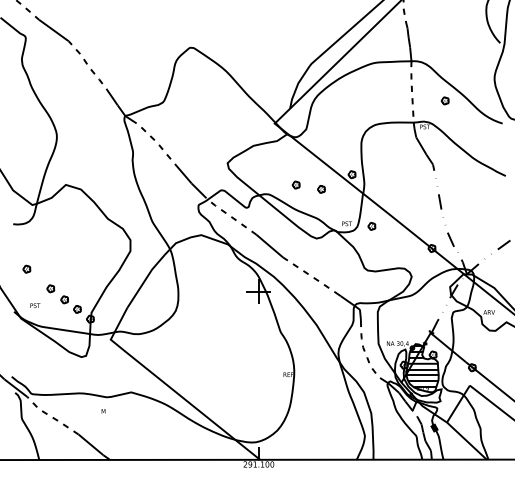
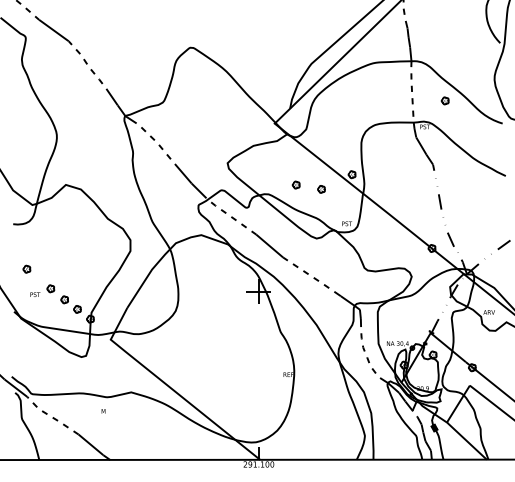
part: present -> none (371, 226)
text position: (35, 305) -> (35, 294) (35, 294)
hatch: present -> none (422, 366)
